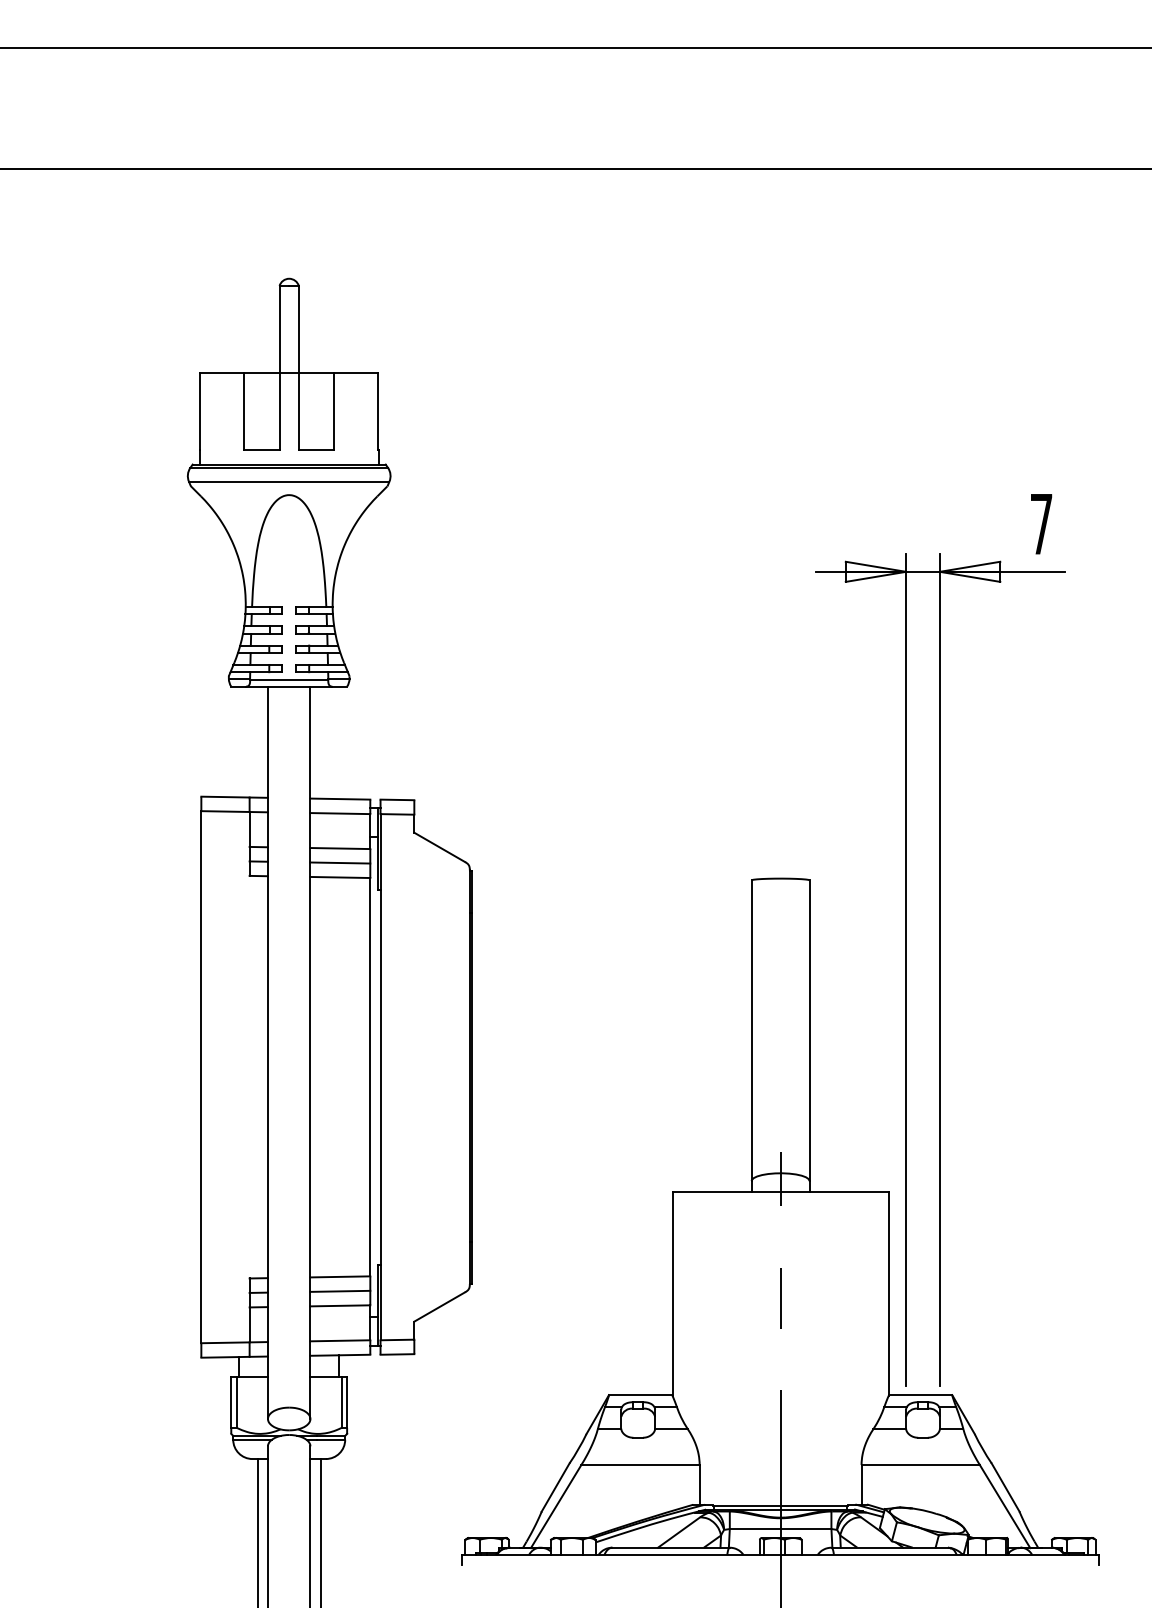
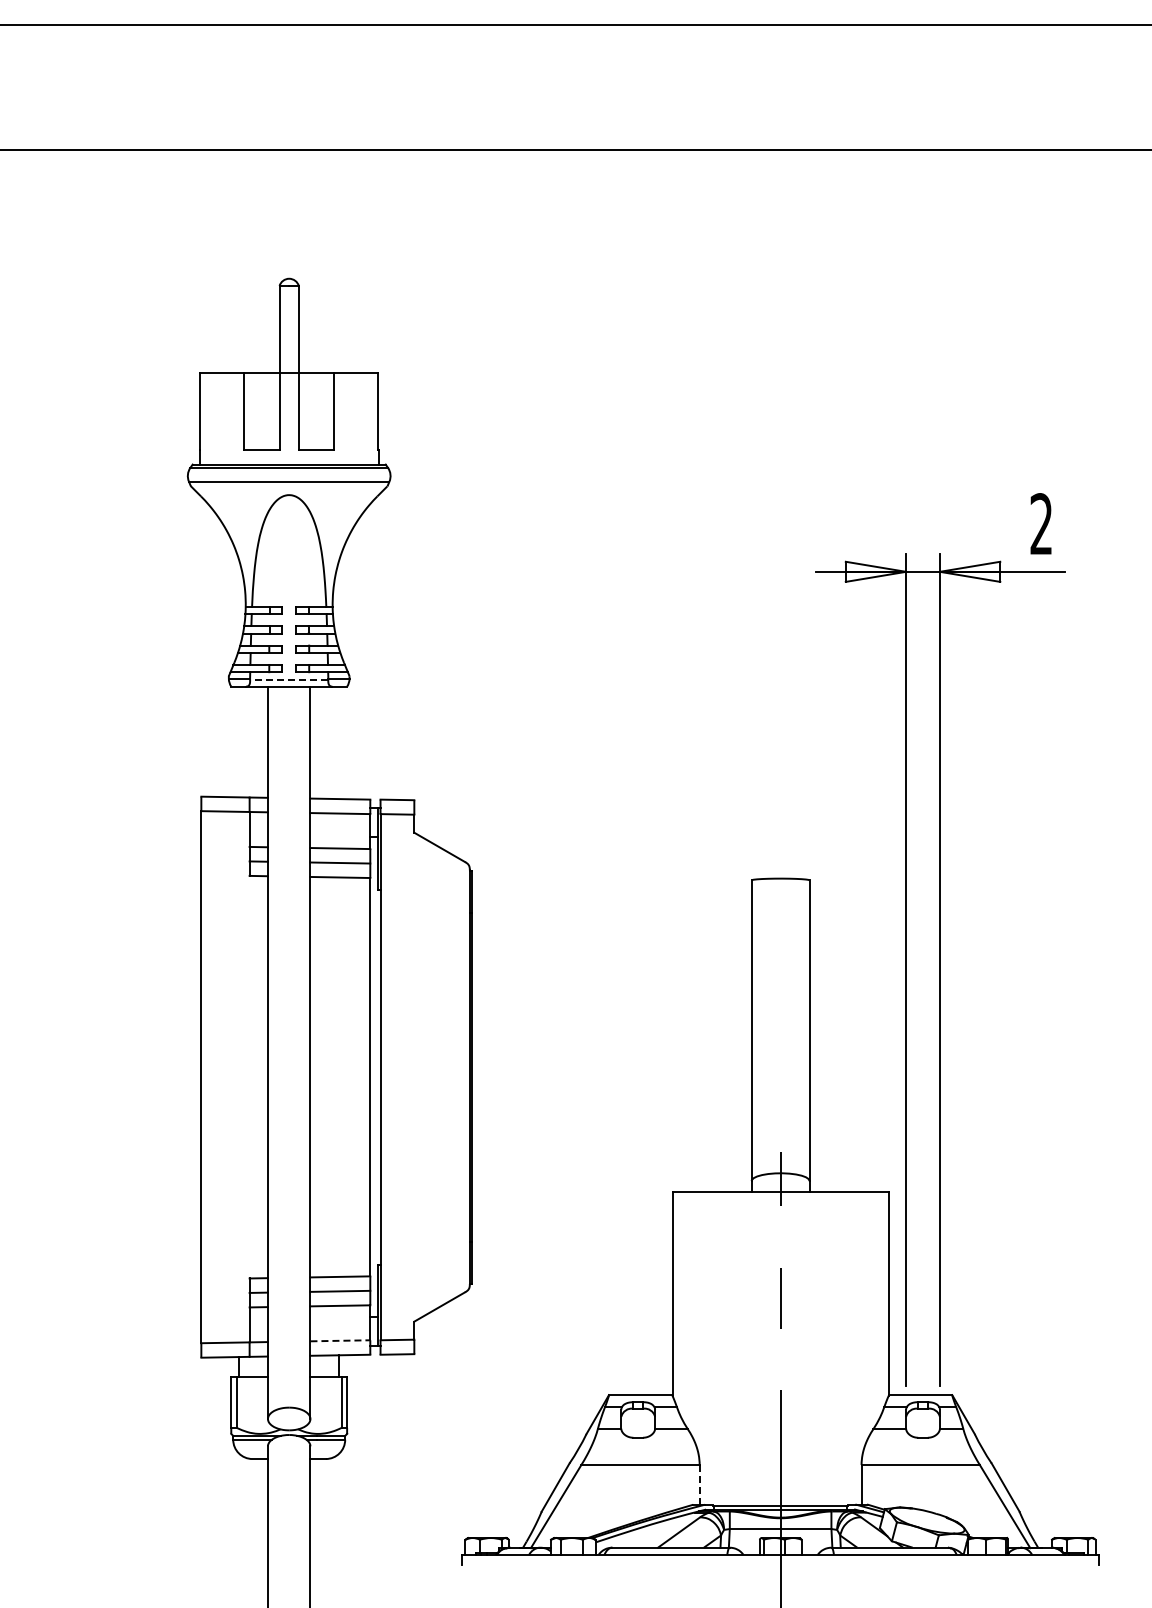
line position: (575, 48) -> (575, 25) (575, 25)
line position: (575, 168) -> (575, 149) (575, 149)
text: 7 -> 2 (1041, 523)
line: solid -> dashed (288, 679)
line: solid -> dashed (340, 1340)
line: solid -> dashed (699, 1484)
line: present -> none (257, 1531)
line: present -> none (320, 1531)
